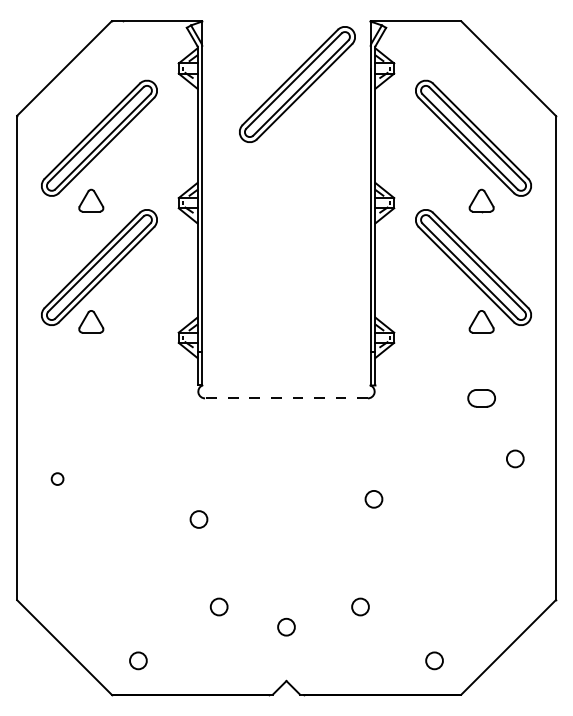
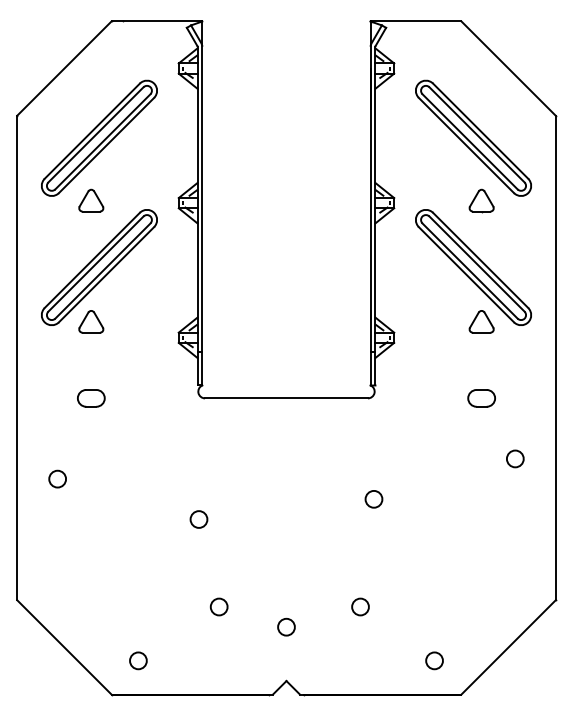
part: present -> none (297, 84)
part: none -> present (91, 398)
line: dashed -> solid (286, 398)
circle size: 15x14 px -> 19x20 px (57, 478)
